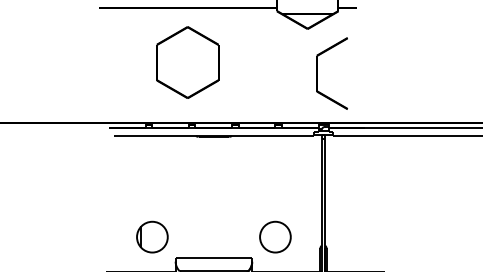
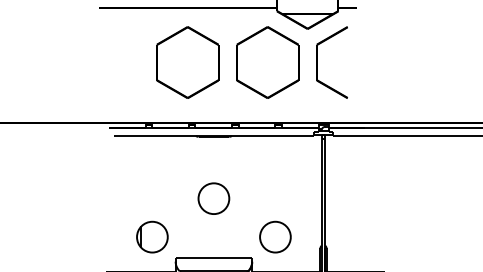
part: none -> present (267, 62)
part position: (317, 73) -> (317, 62) (317, 62)
part: none -> present (213, 198)
